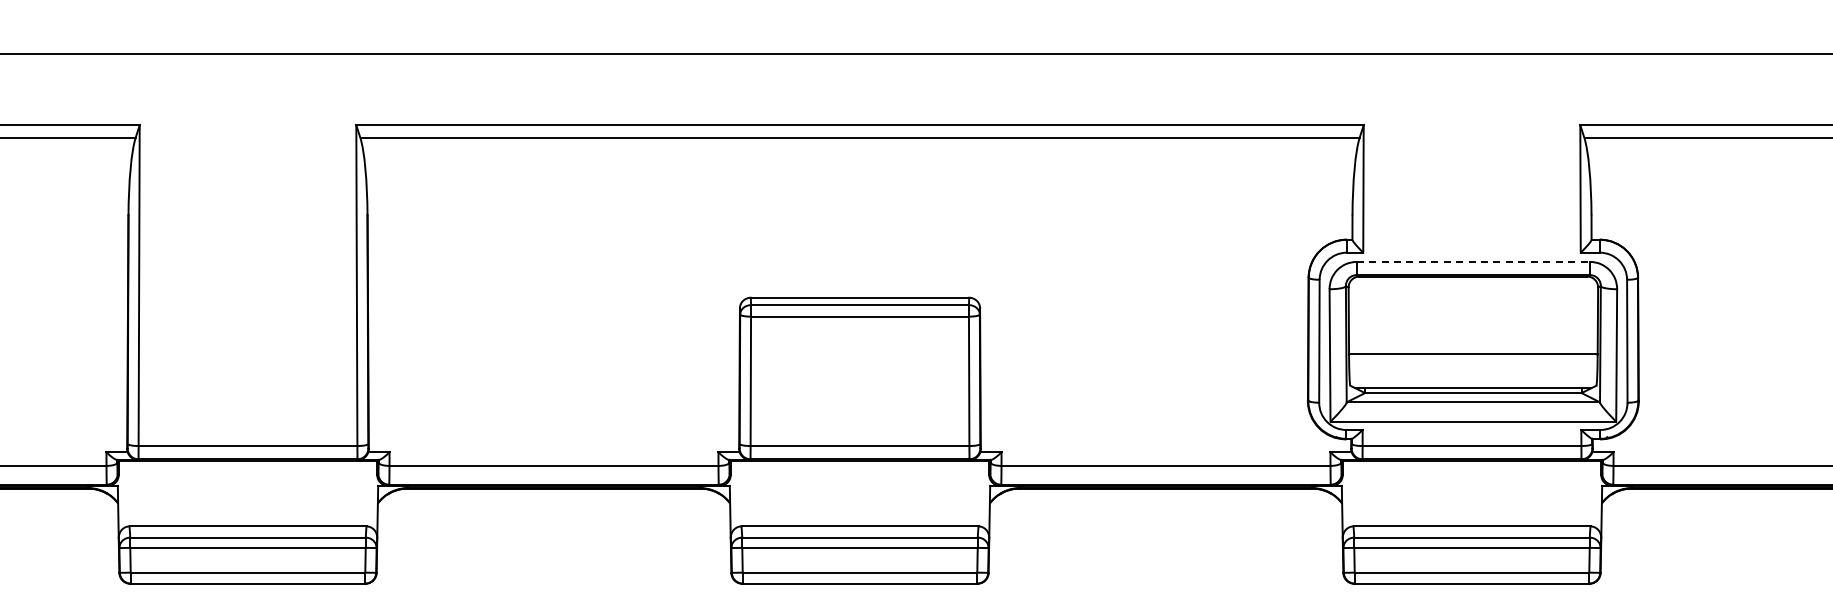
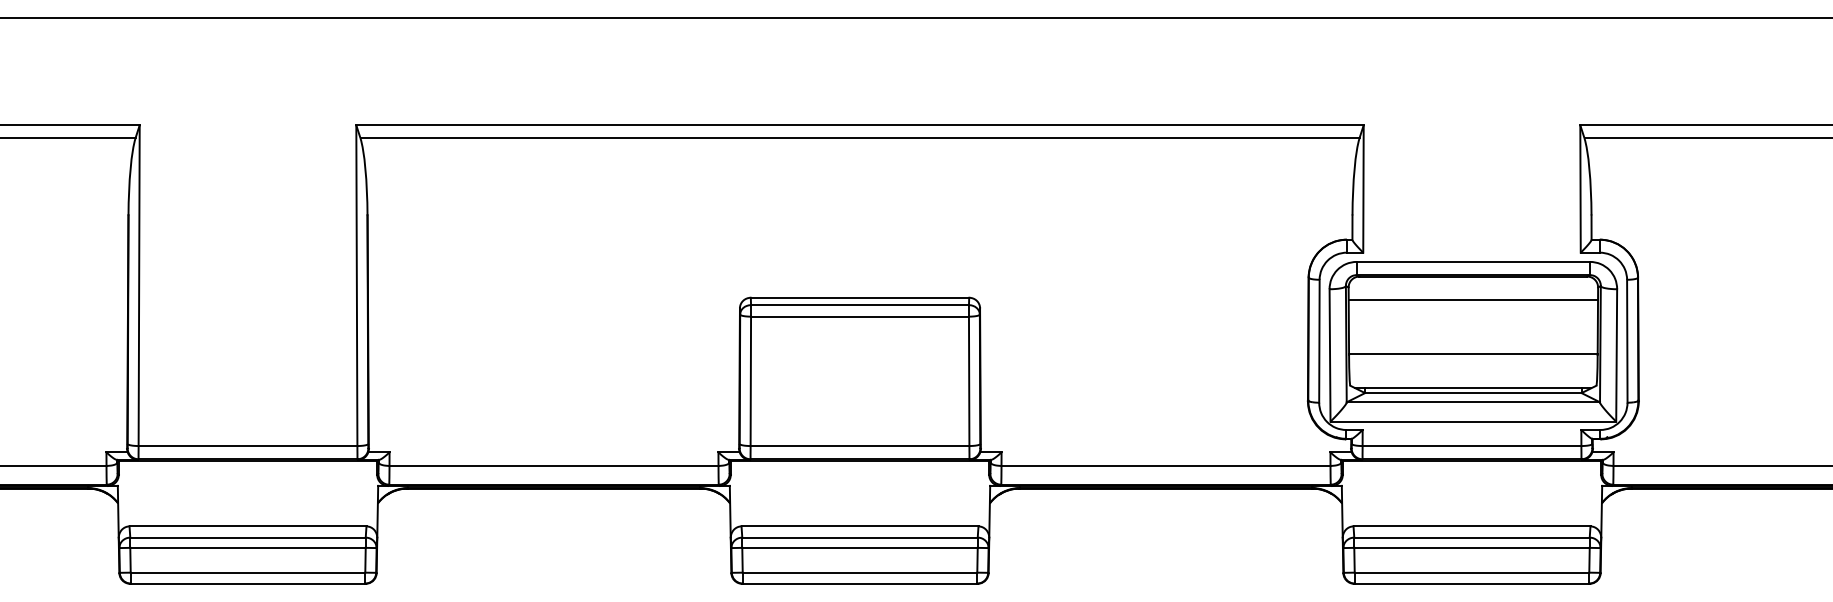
line position: (915, 54) -> (915, 18) (915, 18)
line: dashed -> solid (1473, 261)
line: none -> present (1473, 300)
